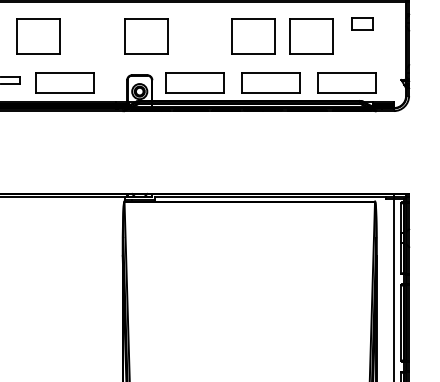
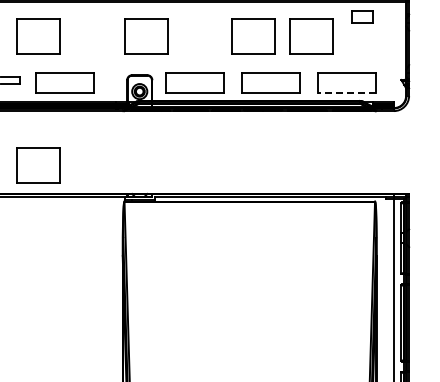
part position: (362, 23) -> (362, 16) (362, 16)
line: solid -> dashed (346, 93)
part: none -> present (38, 165)
